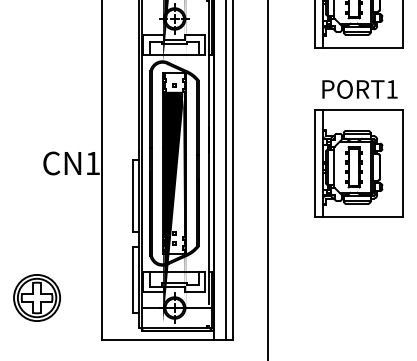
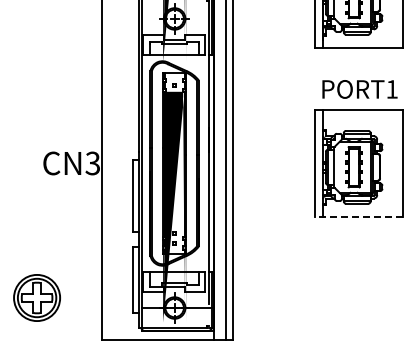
text: CN1 -> CN3 (92, 163)
line: present -> none (267, 179)
line: solid -> dashed (358, 217)
